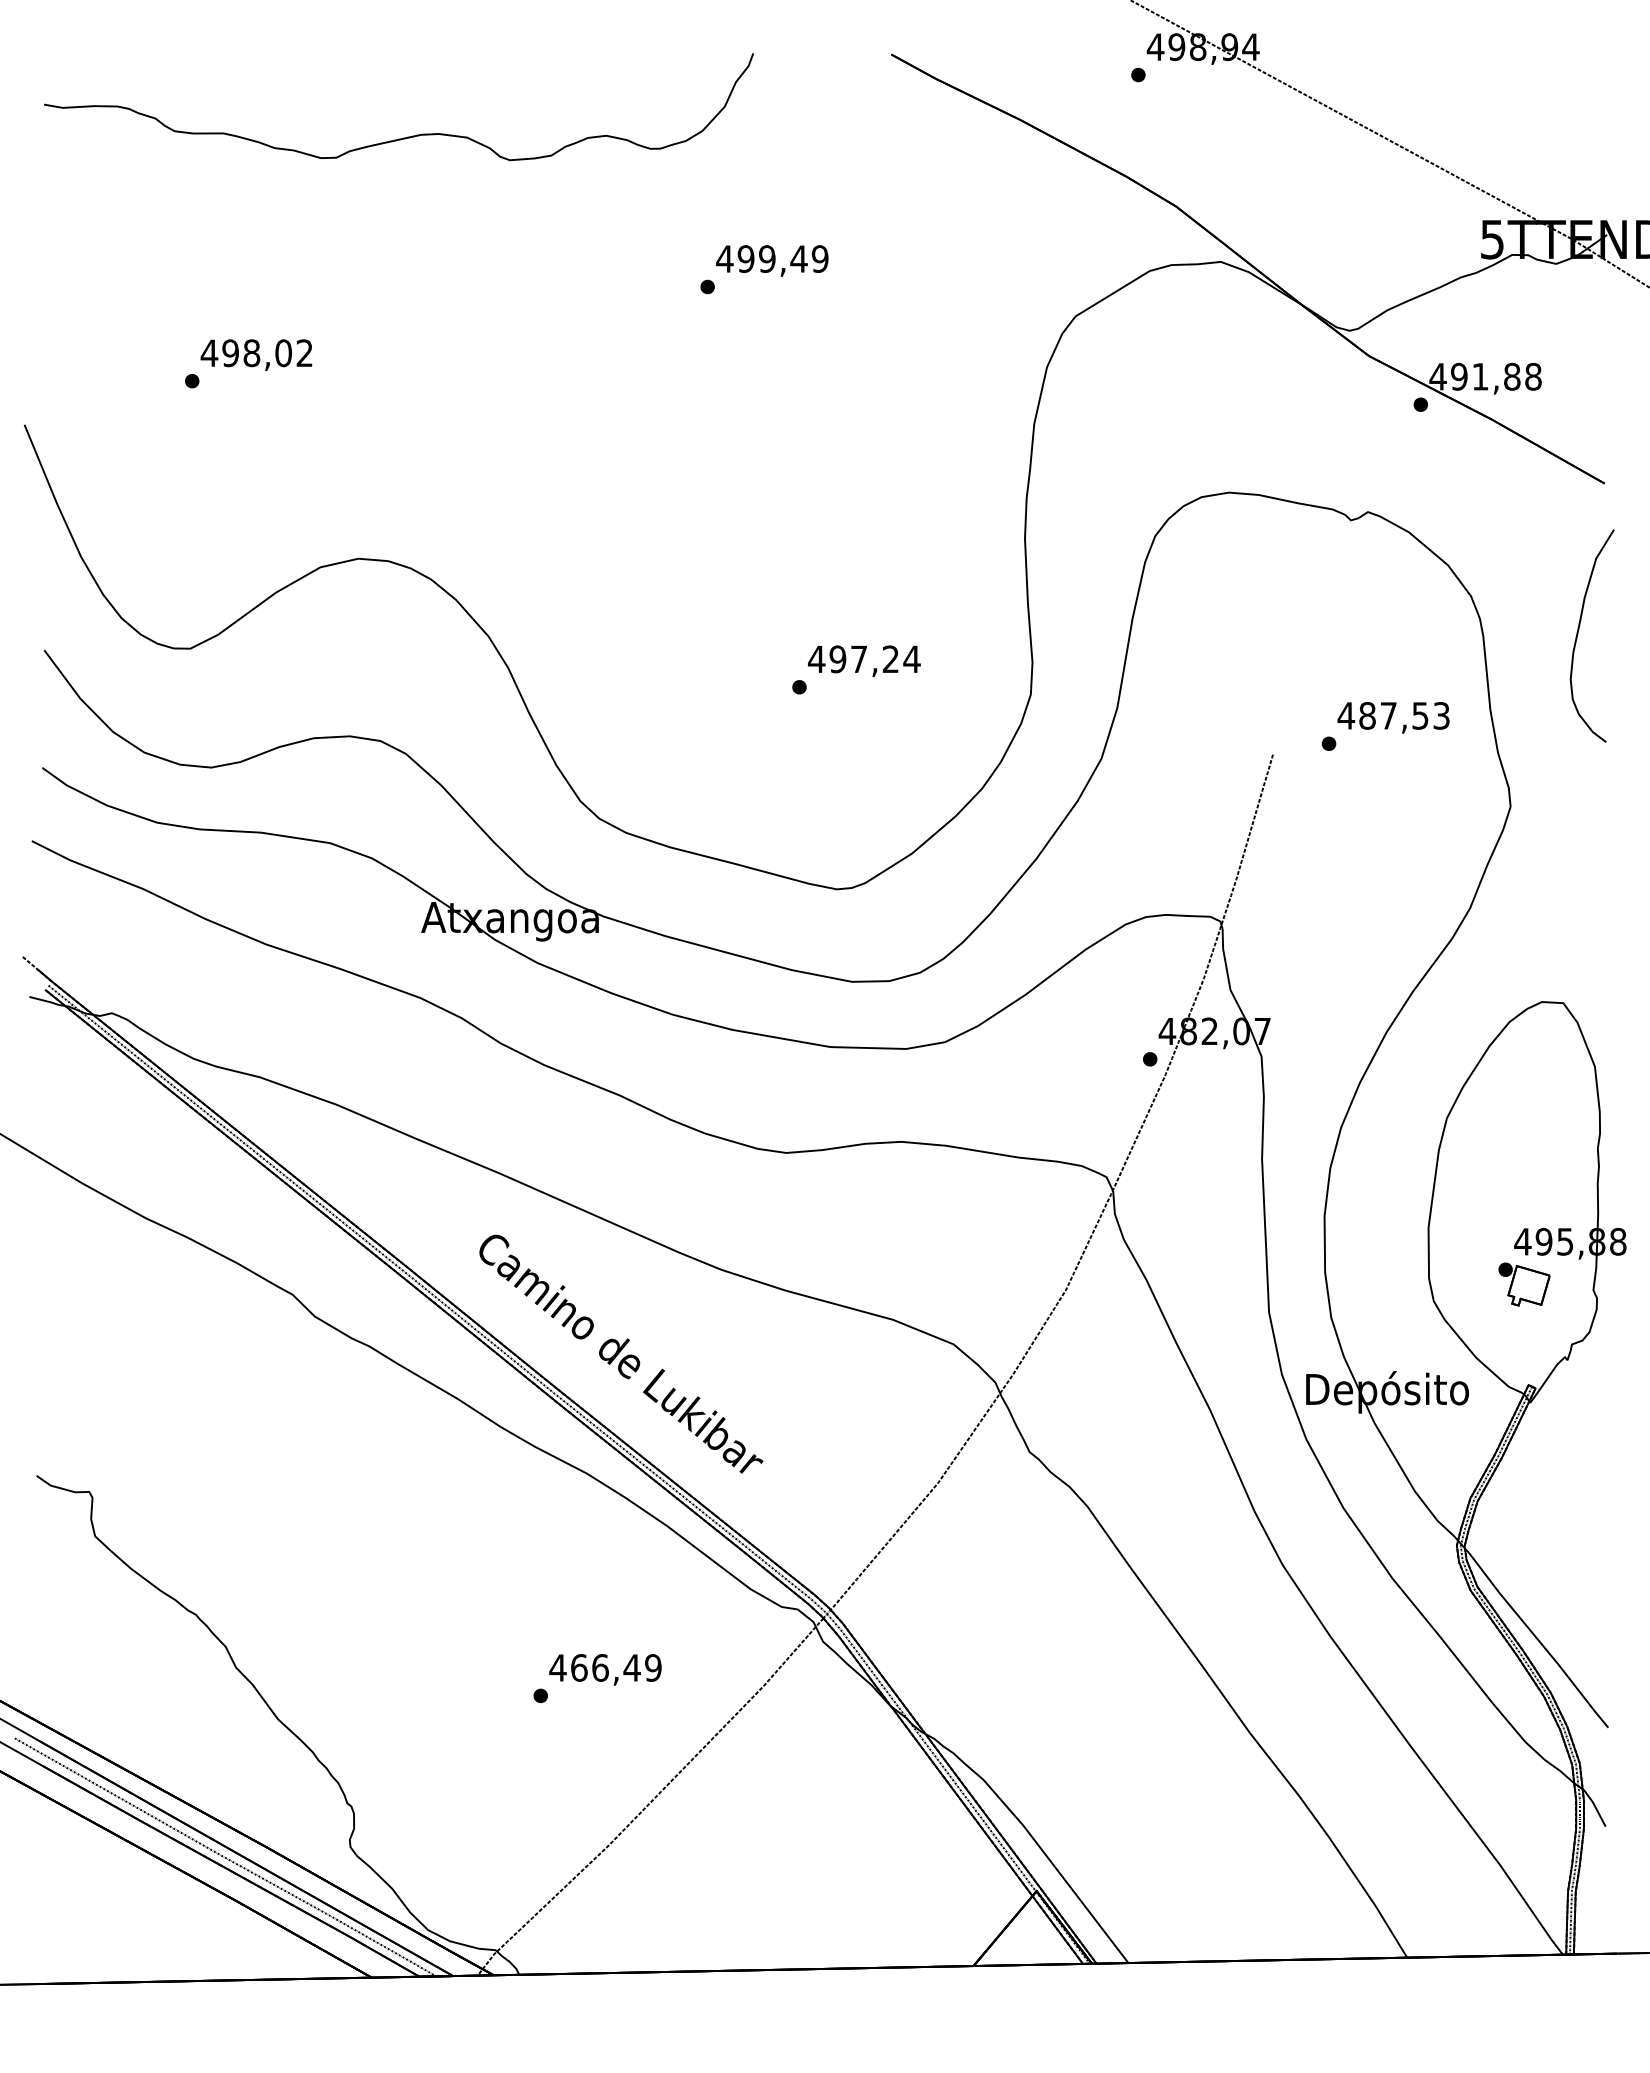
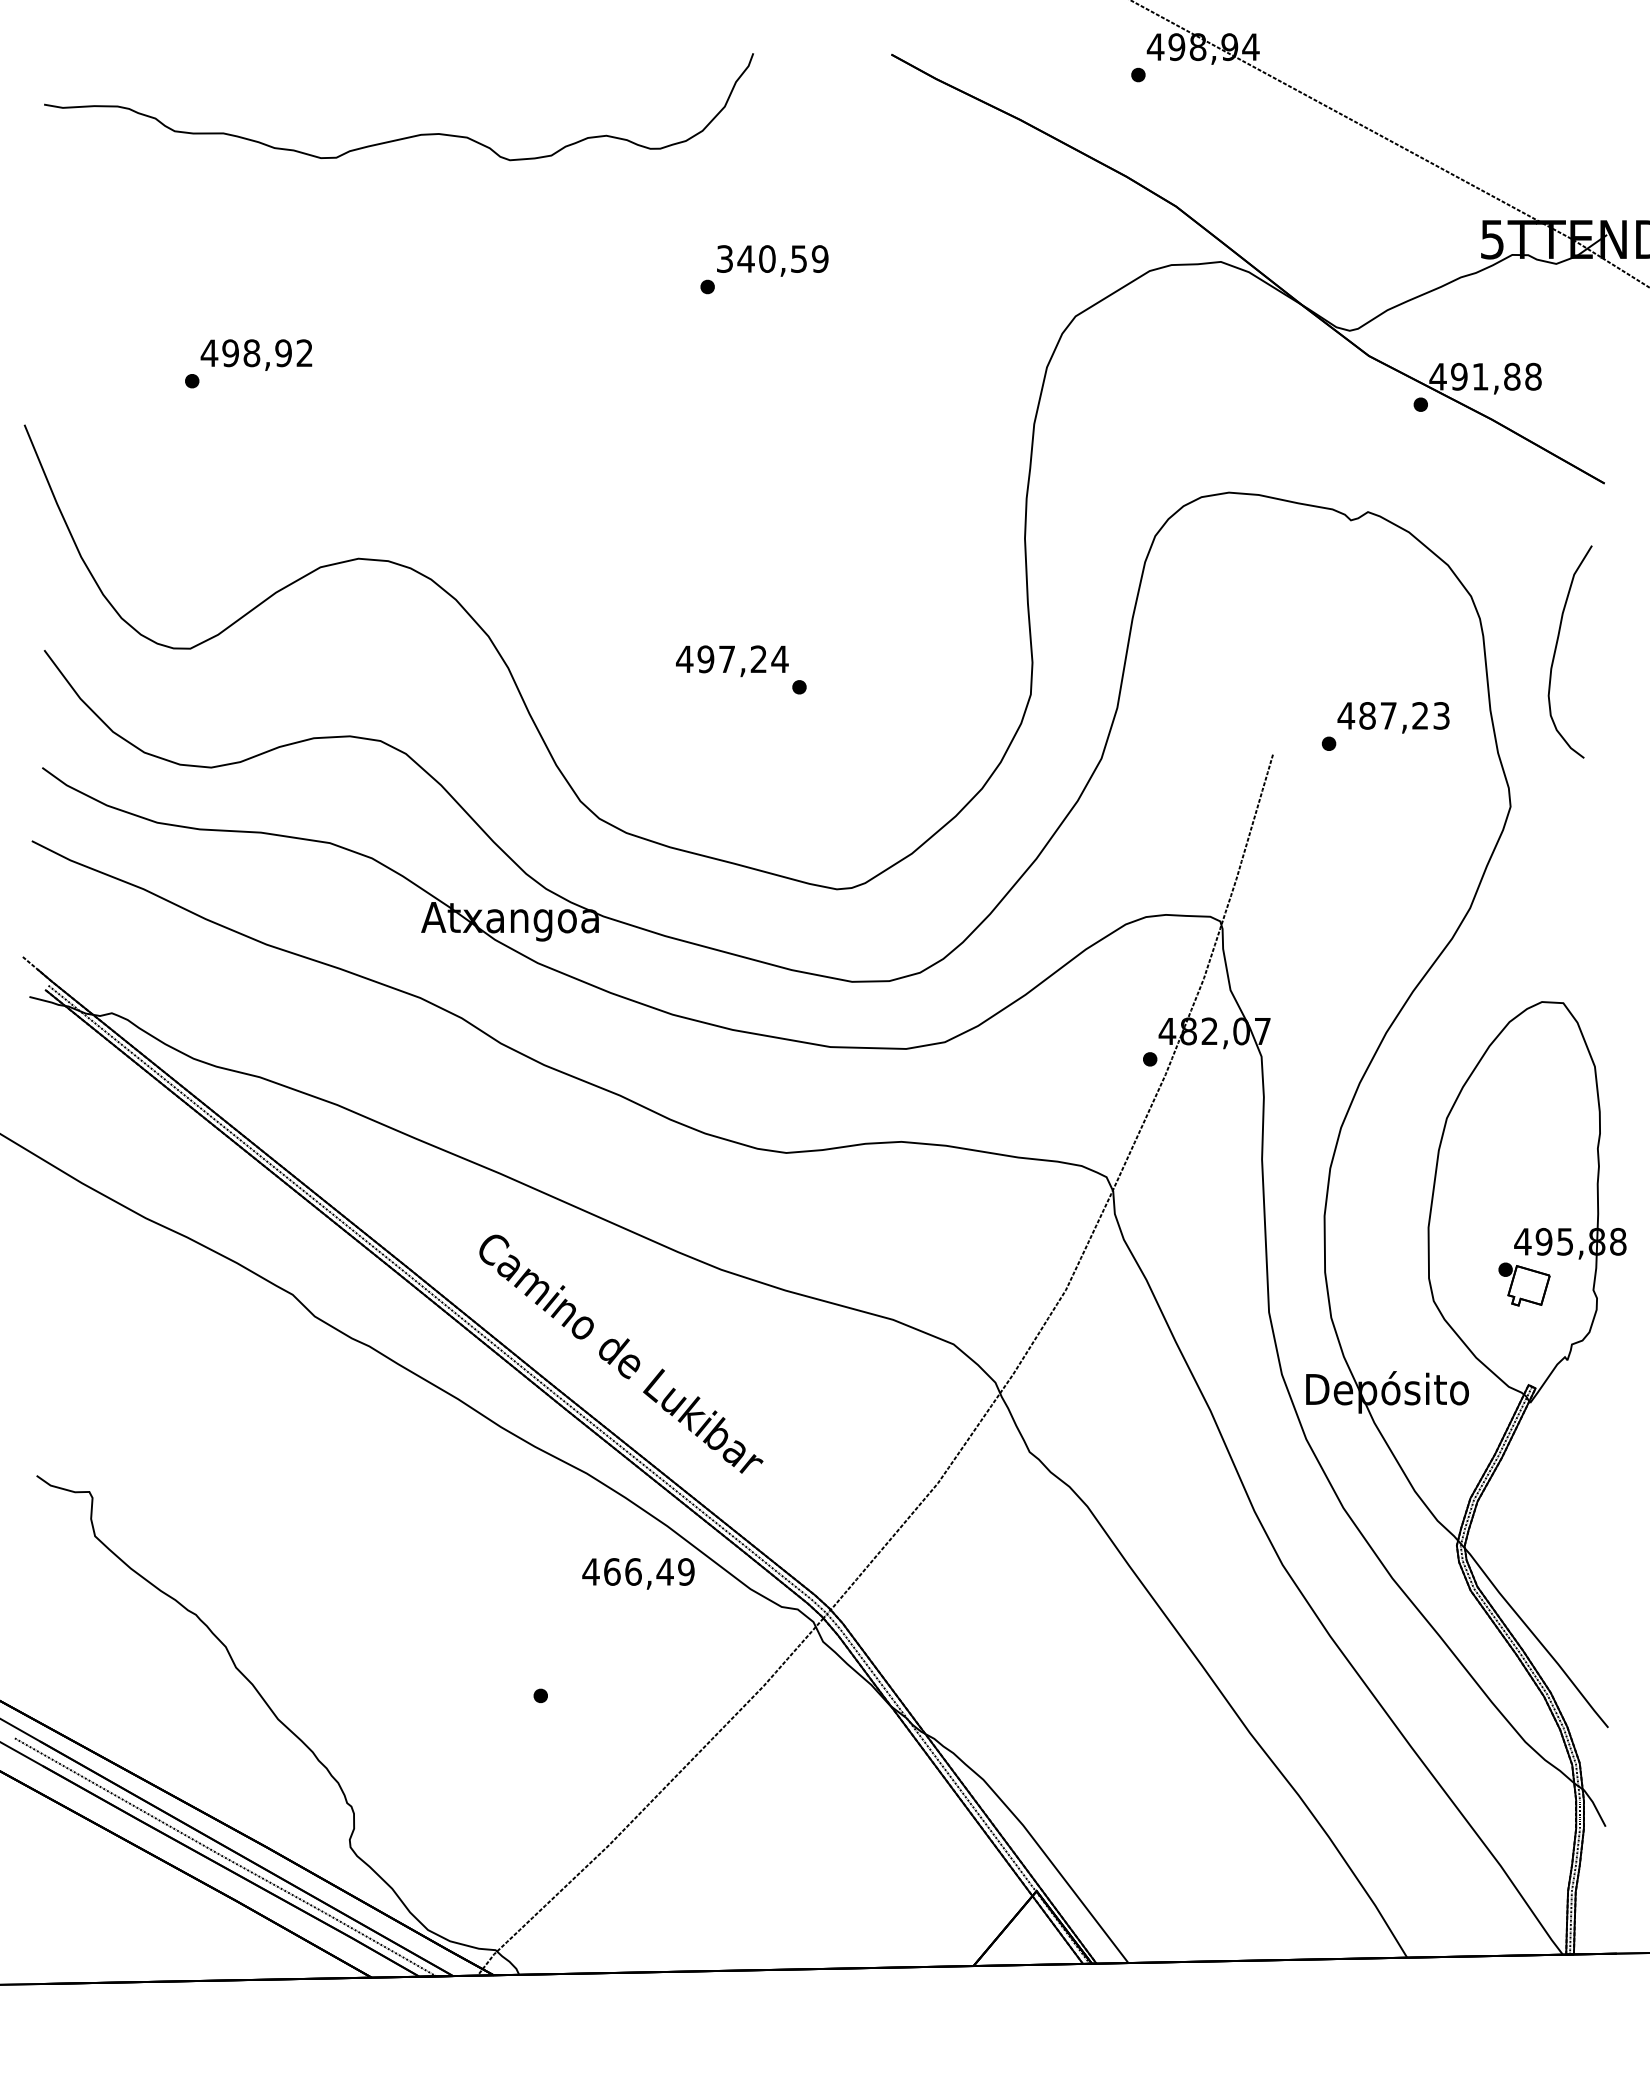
text: 499,49 -> 340,59 (761, 258)
text: 498,02 -> 498,92 (283, 353)
curve position: (1578, 634) -> (1556, 650) (1556, 650)
text position: (864, 661) -> (732, 661) (732, 661)
text: 487,53 -> 487,23 (1420, 715)
text position: (605, 1669) -> (638, 1573) (638, 1573)
